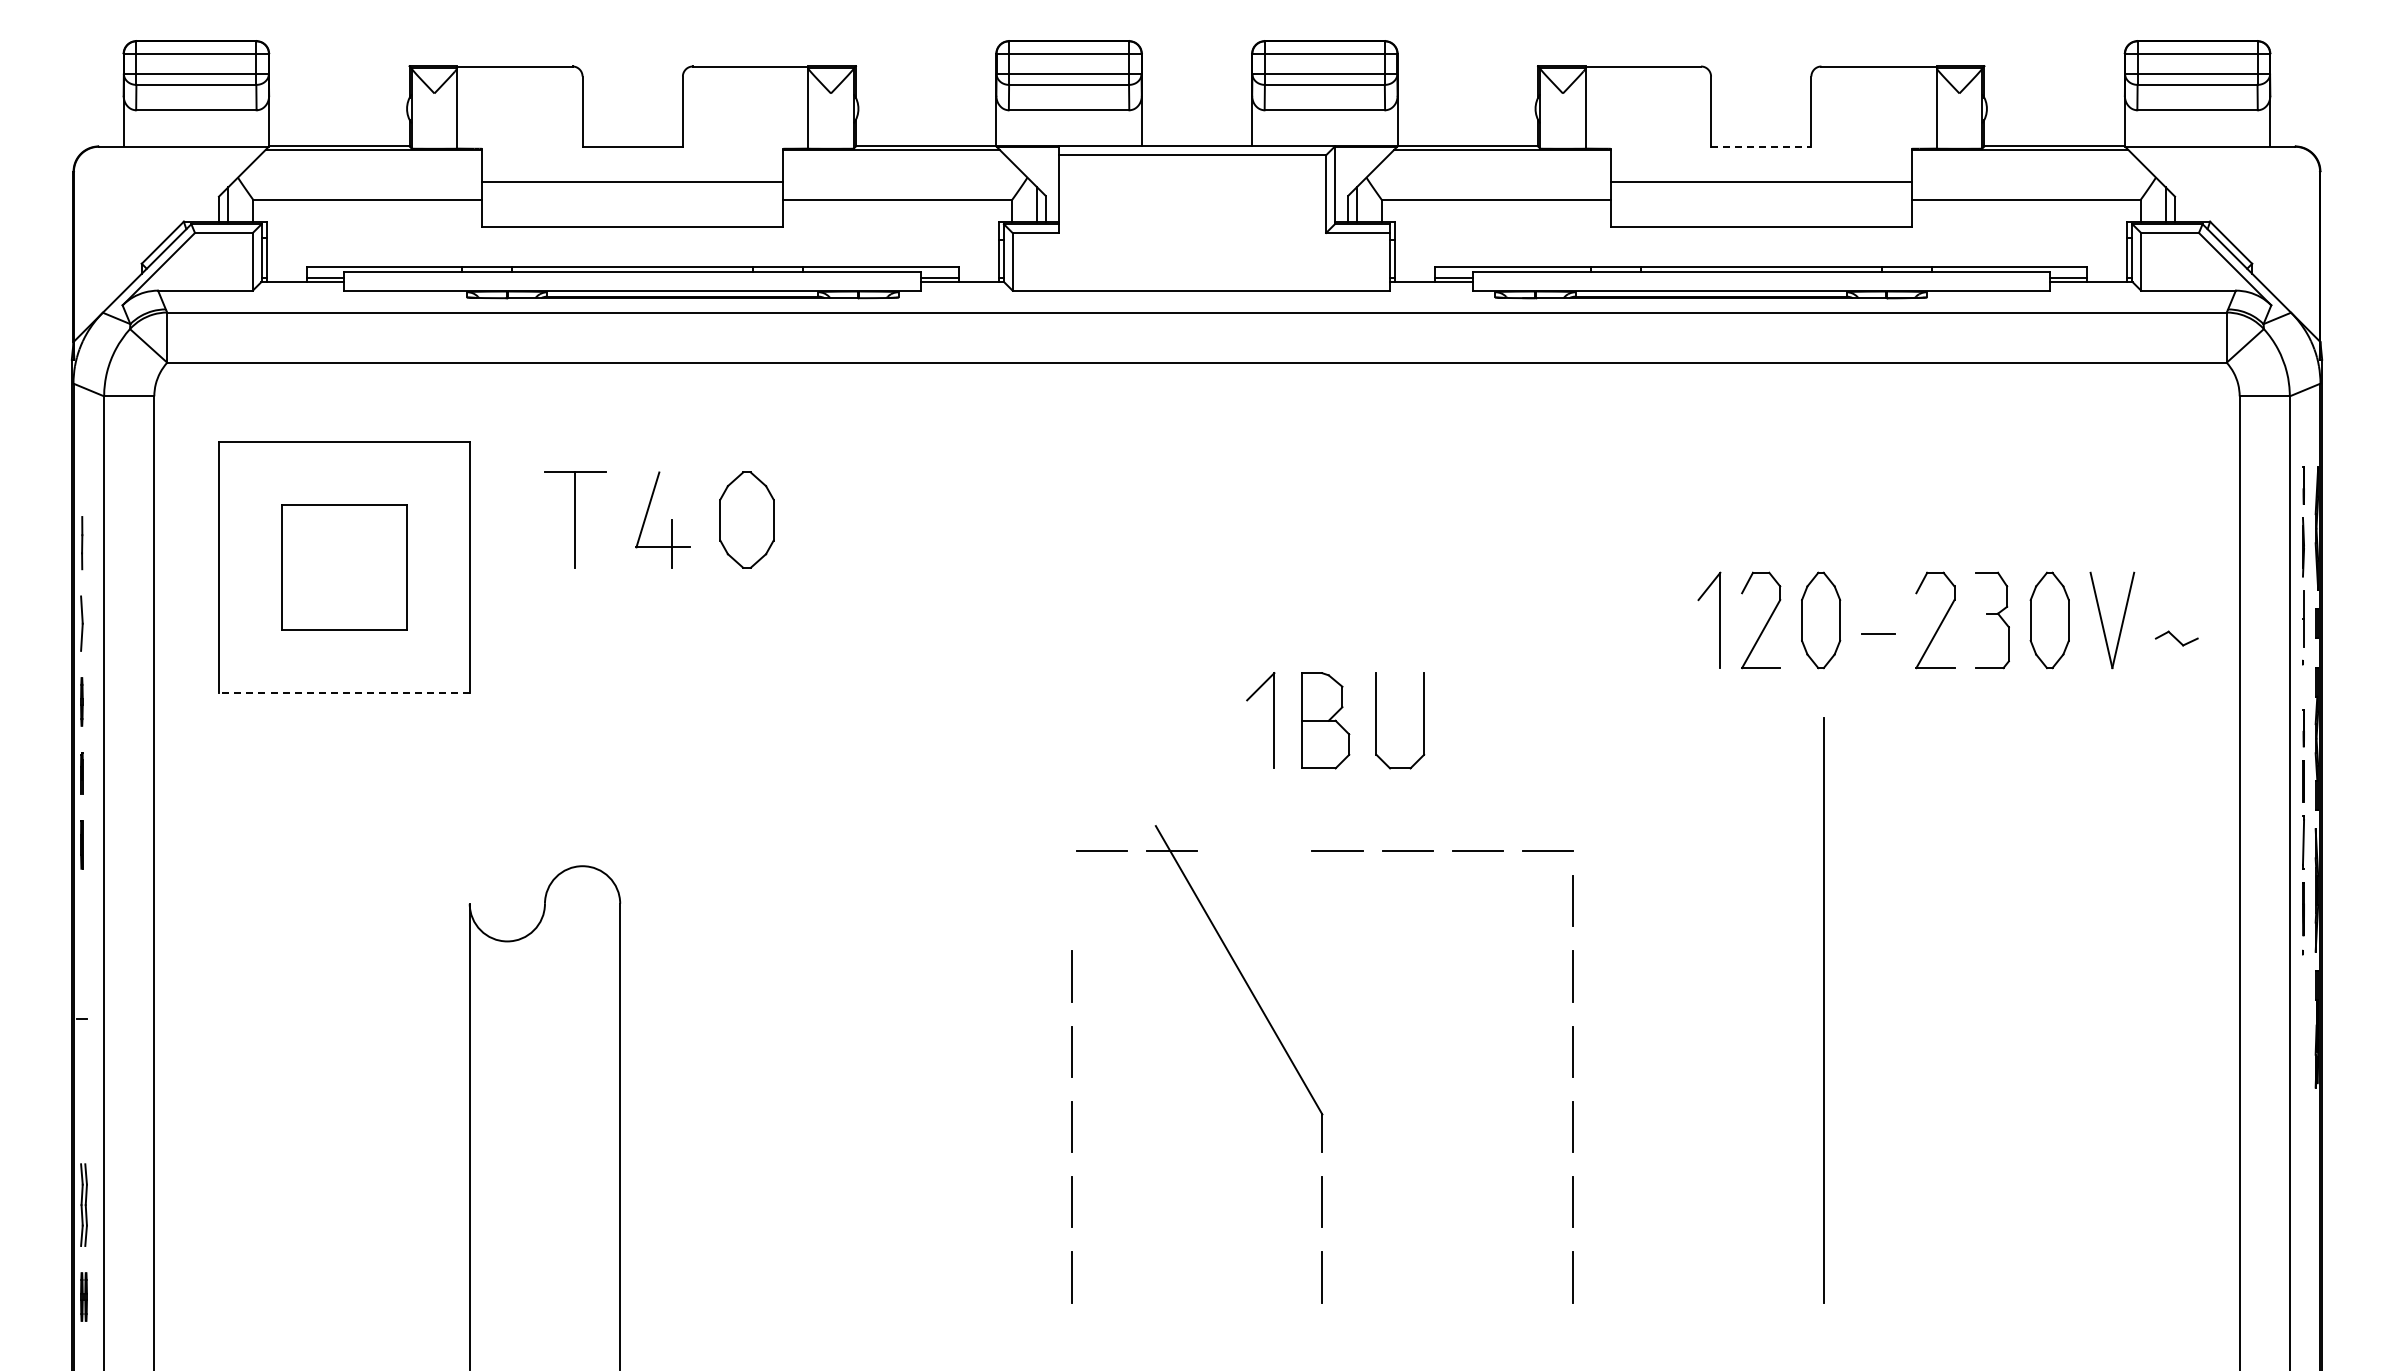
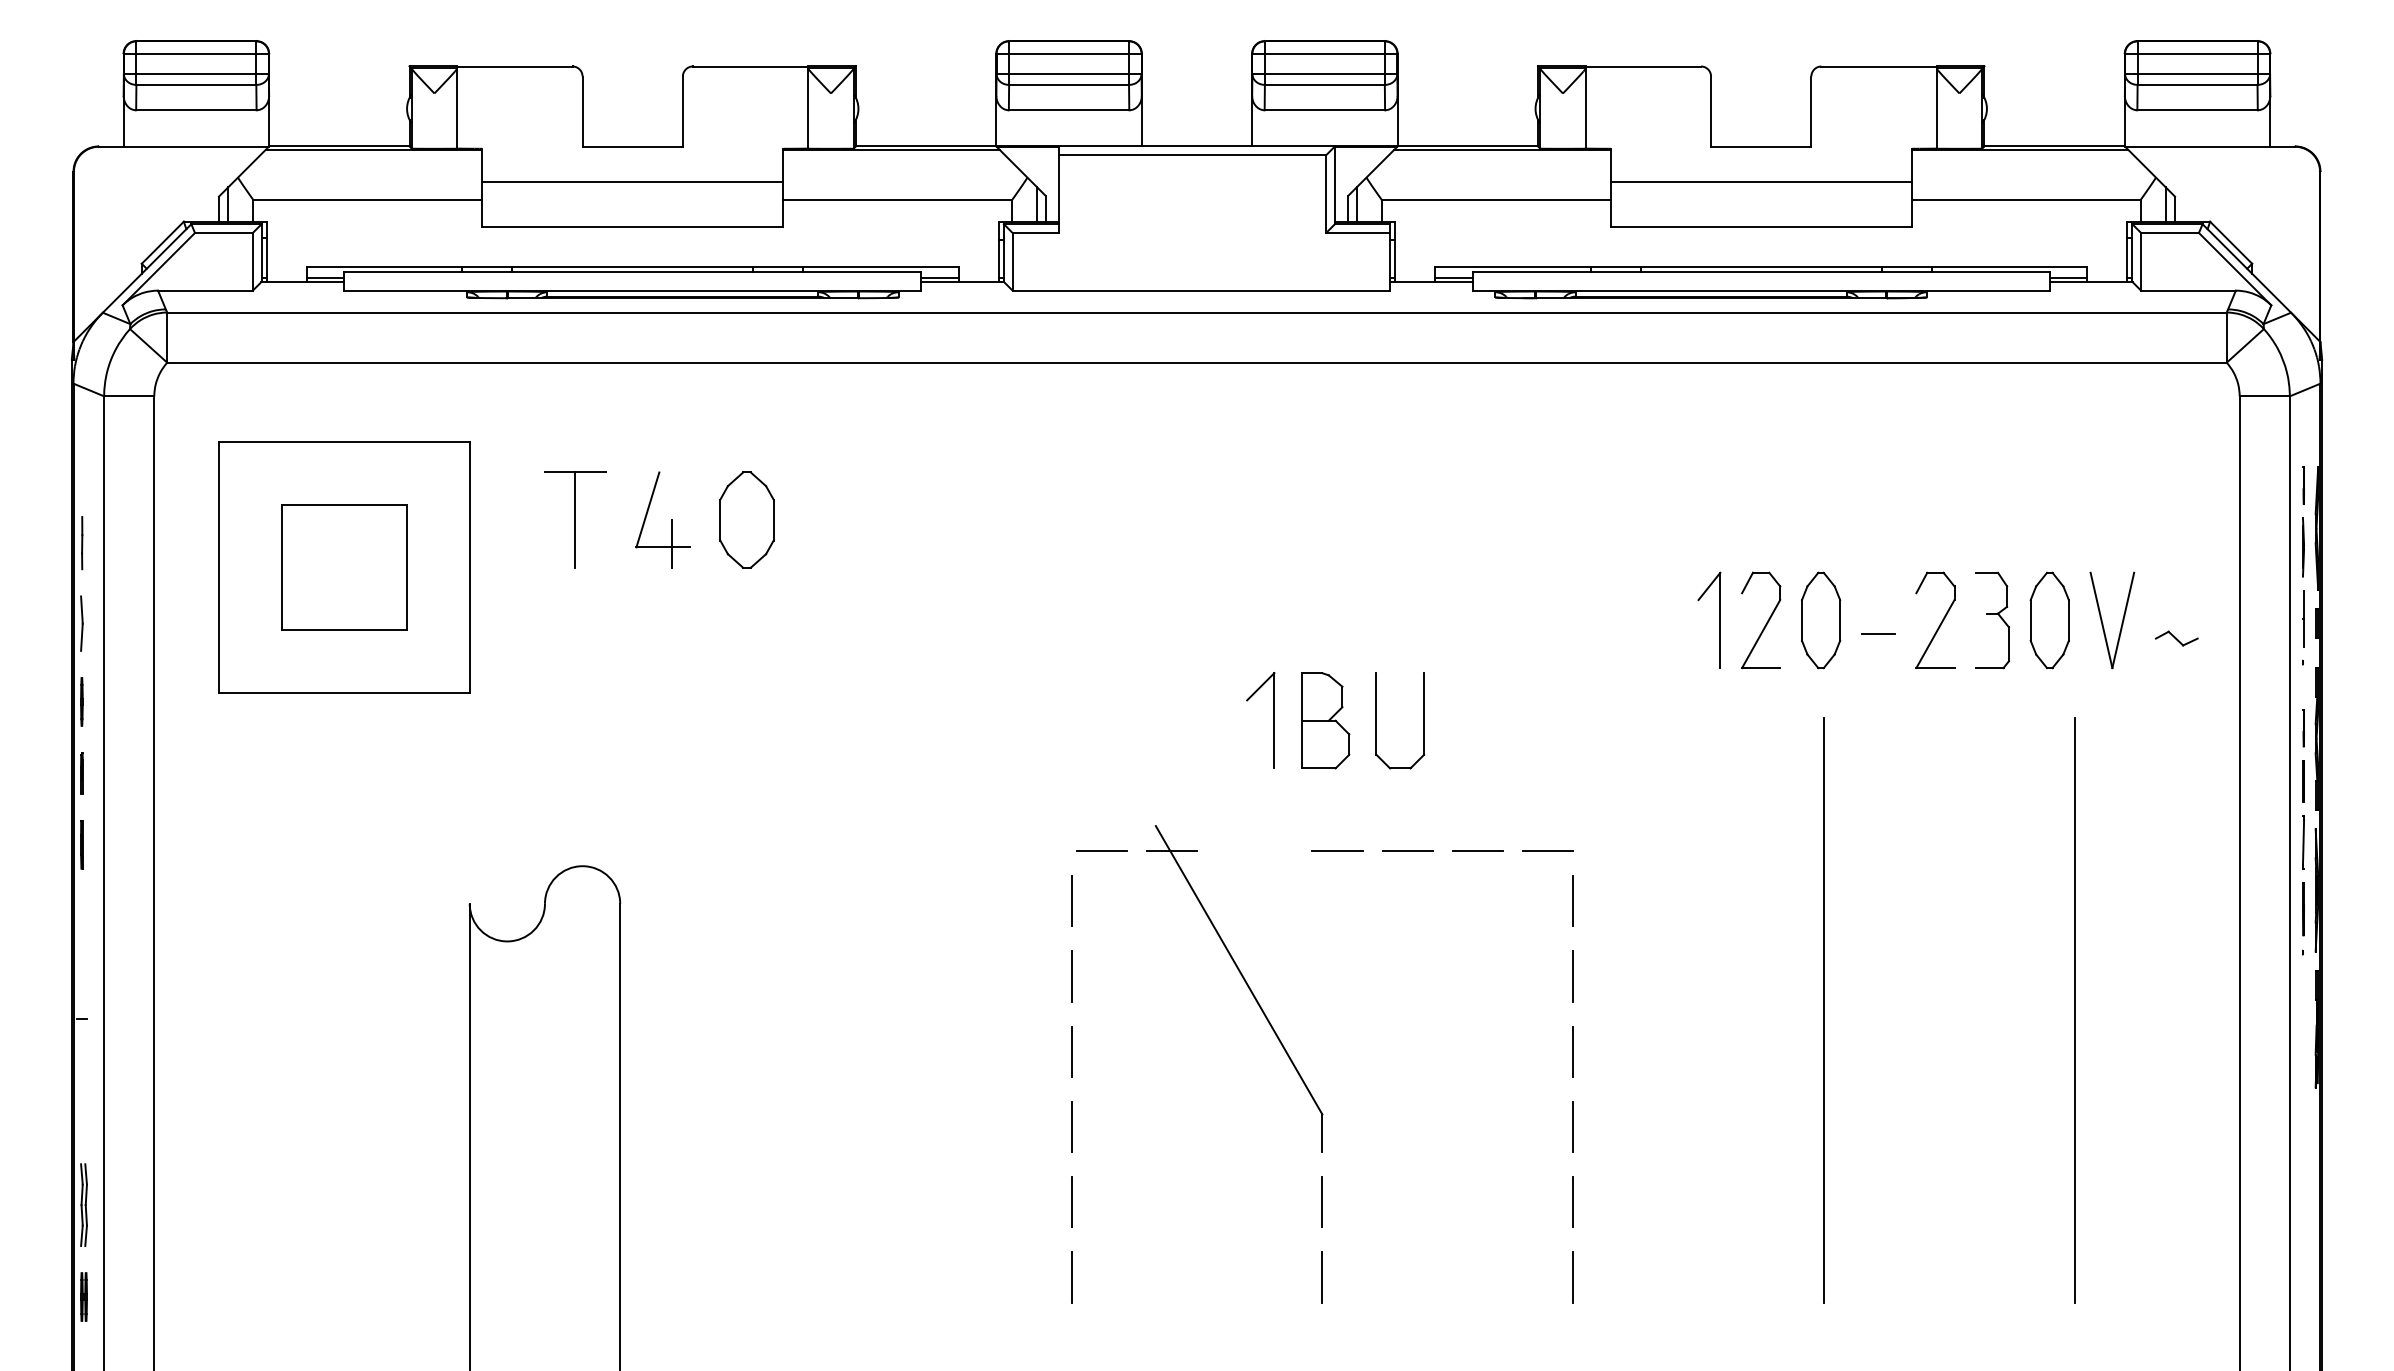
line: dashed -> solid (1761, 146)
line: dashed -> solid (343, 693)
line: none -> present (1071, 901)
line: none -> present (2074, 1010)
